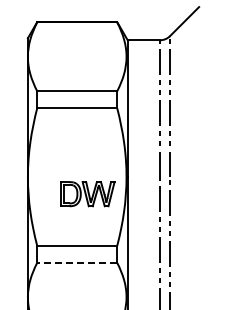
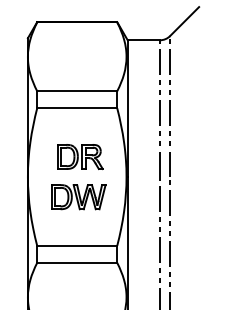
part: none -> present (80, 157)
part position: (87, 194) -> (78, 197) (78, 197)
line: dashed -> solid (76, 262)
